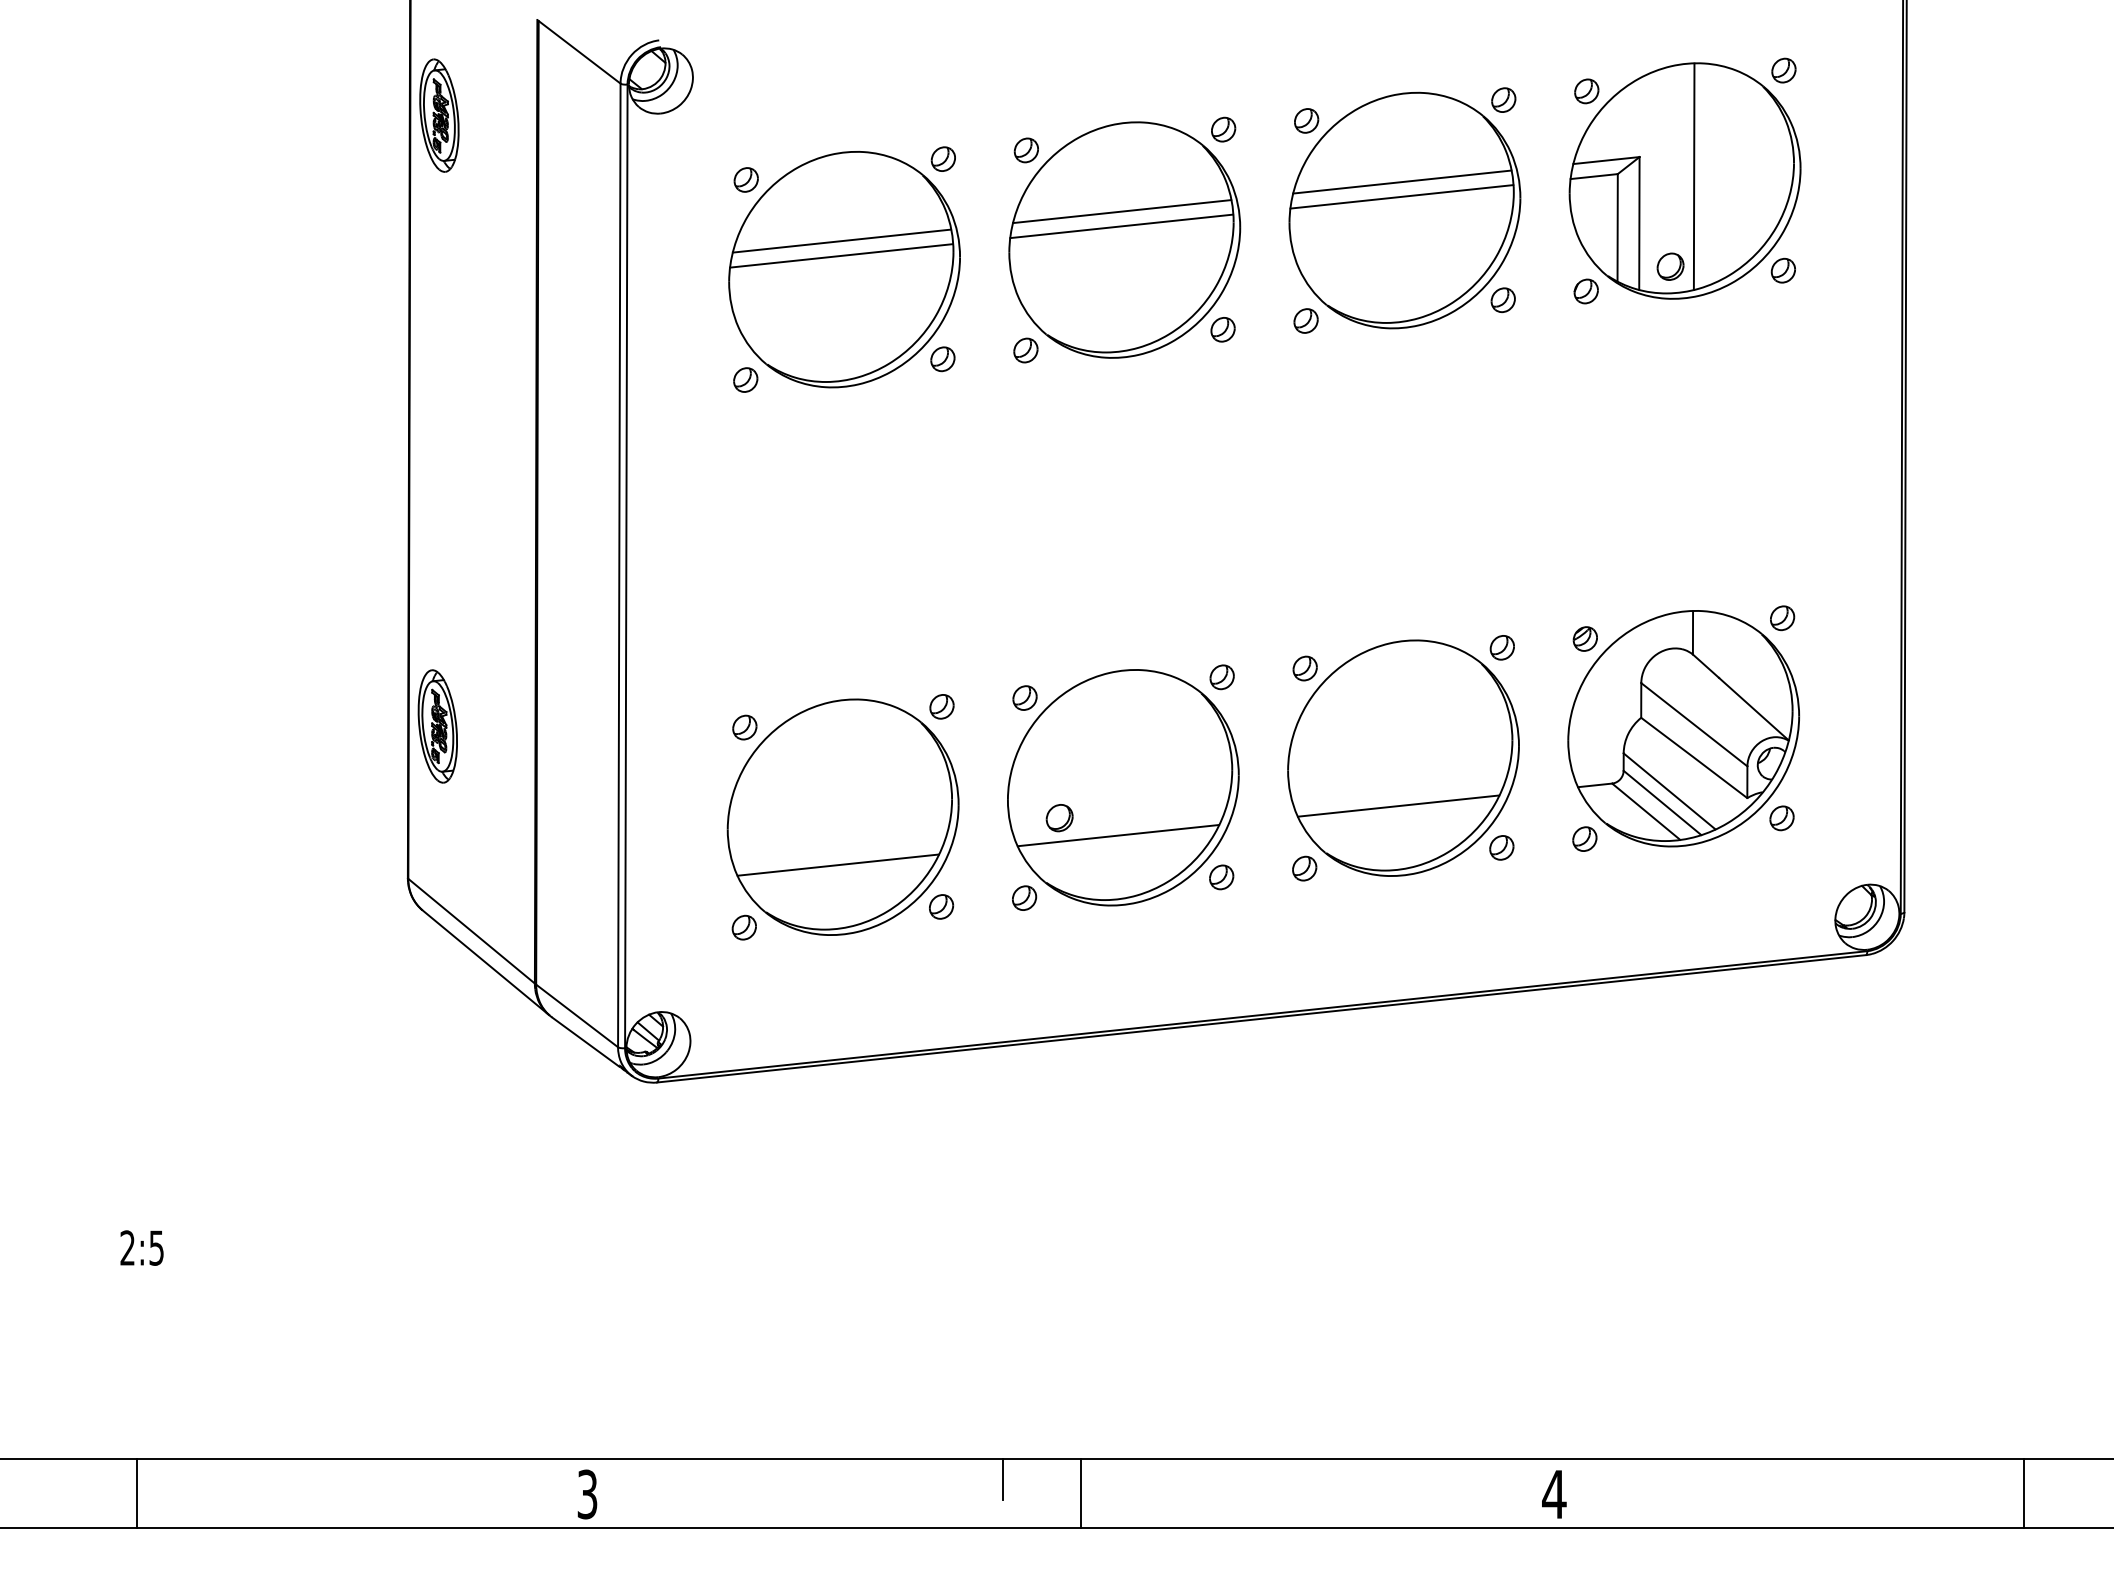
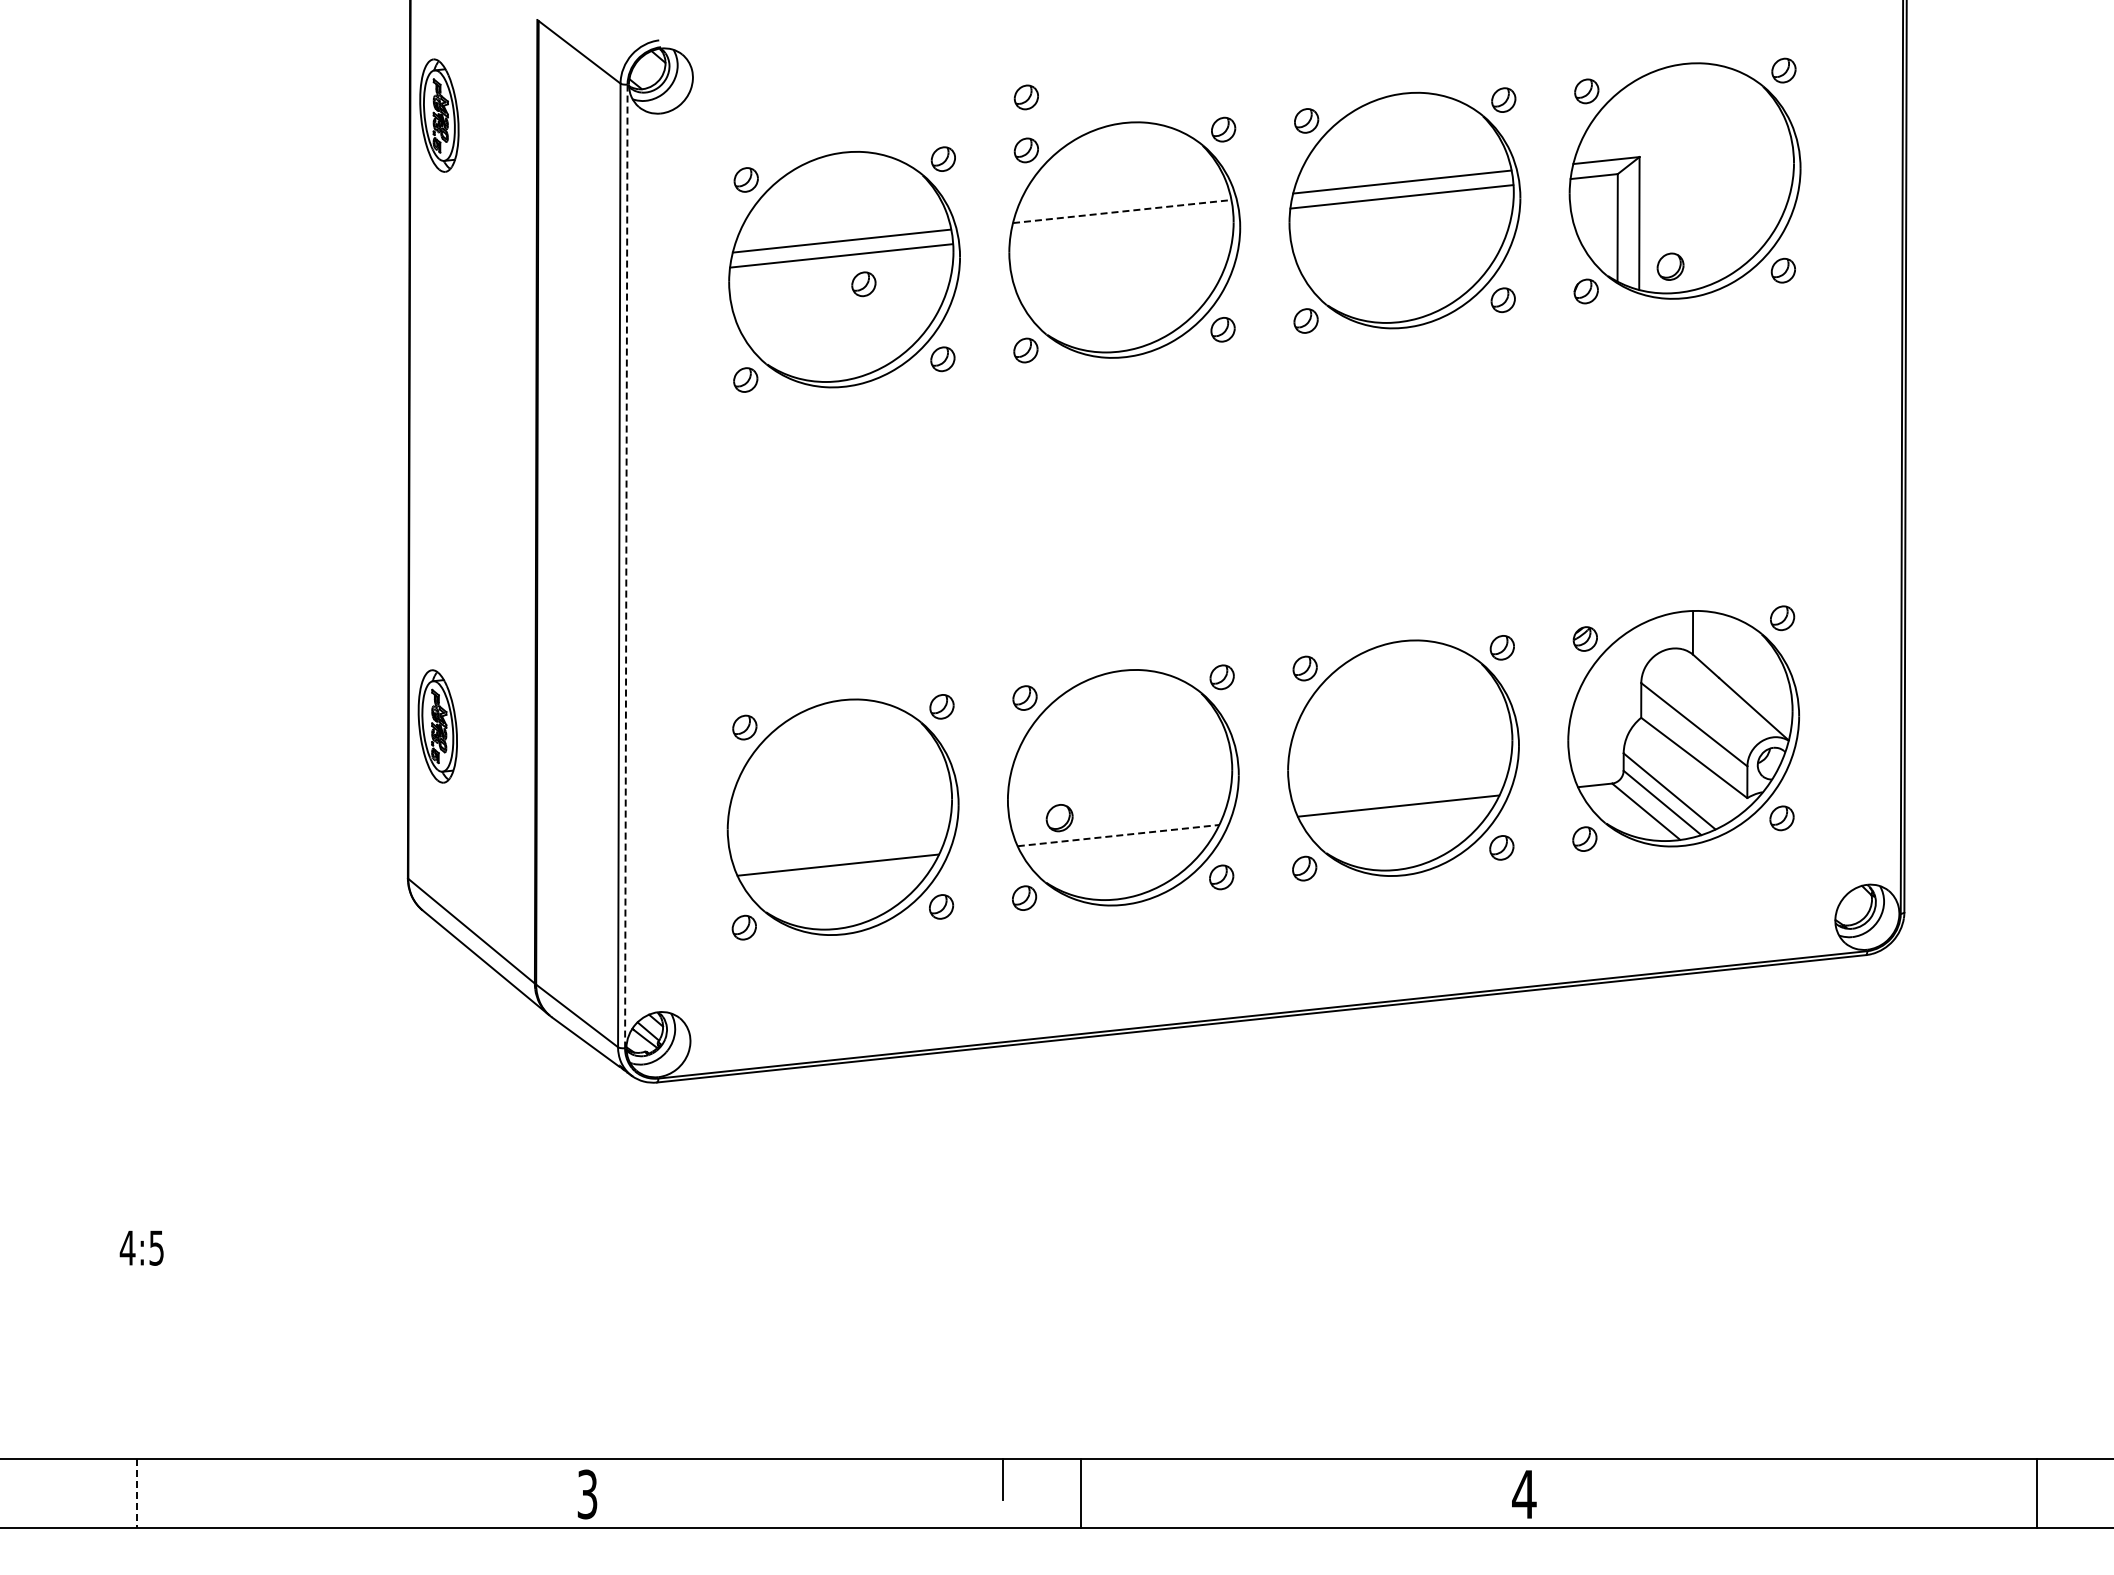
part: none -> present (1025, 97)
line: present -> none (1693, 176)
line: solid -> dashed (1122, 211)
line: present -> none (1121, 226)
part: none -> present (863, 284)
line: solid -> dashed (626, 566)
line: solid -> dashed (1118, 835)
text: 2:5 -> 4:5 (127, 1247)
line position: (2024, 1492) -> (2037, 1492) (2037, 1492)
line: solid -> dashed (137, 1493)
text position: (1554, 1494) -> (1524, 1494) (1524, 1494)
